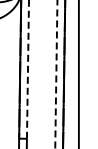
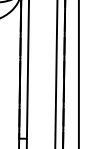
line: dashed -> solid (27, 68)
line: dashed -> solid (56, 74)
